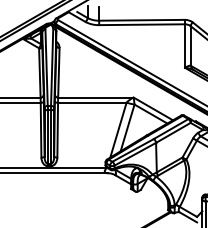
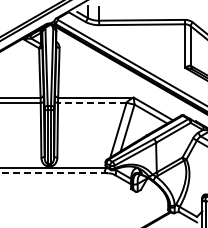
line: solid -> dashed (91, 102)
line: solid -> dashed (53, 173)
